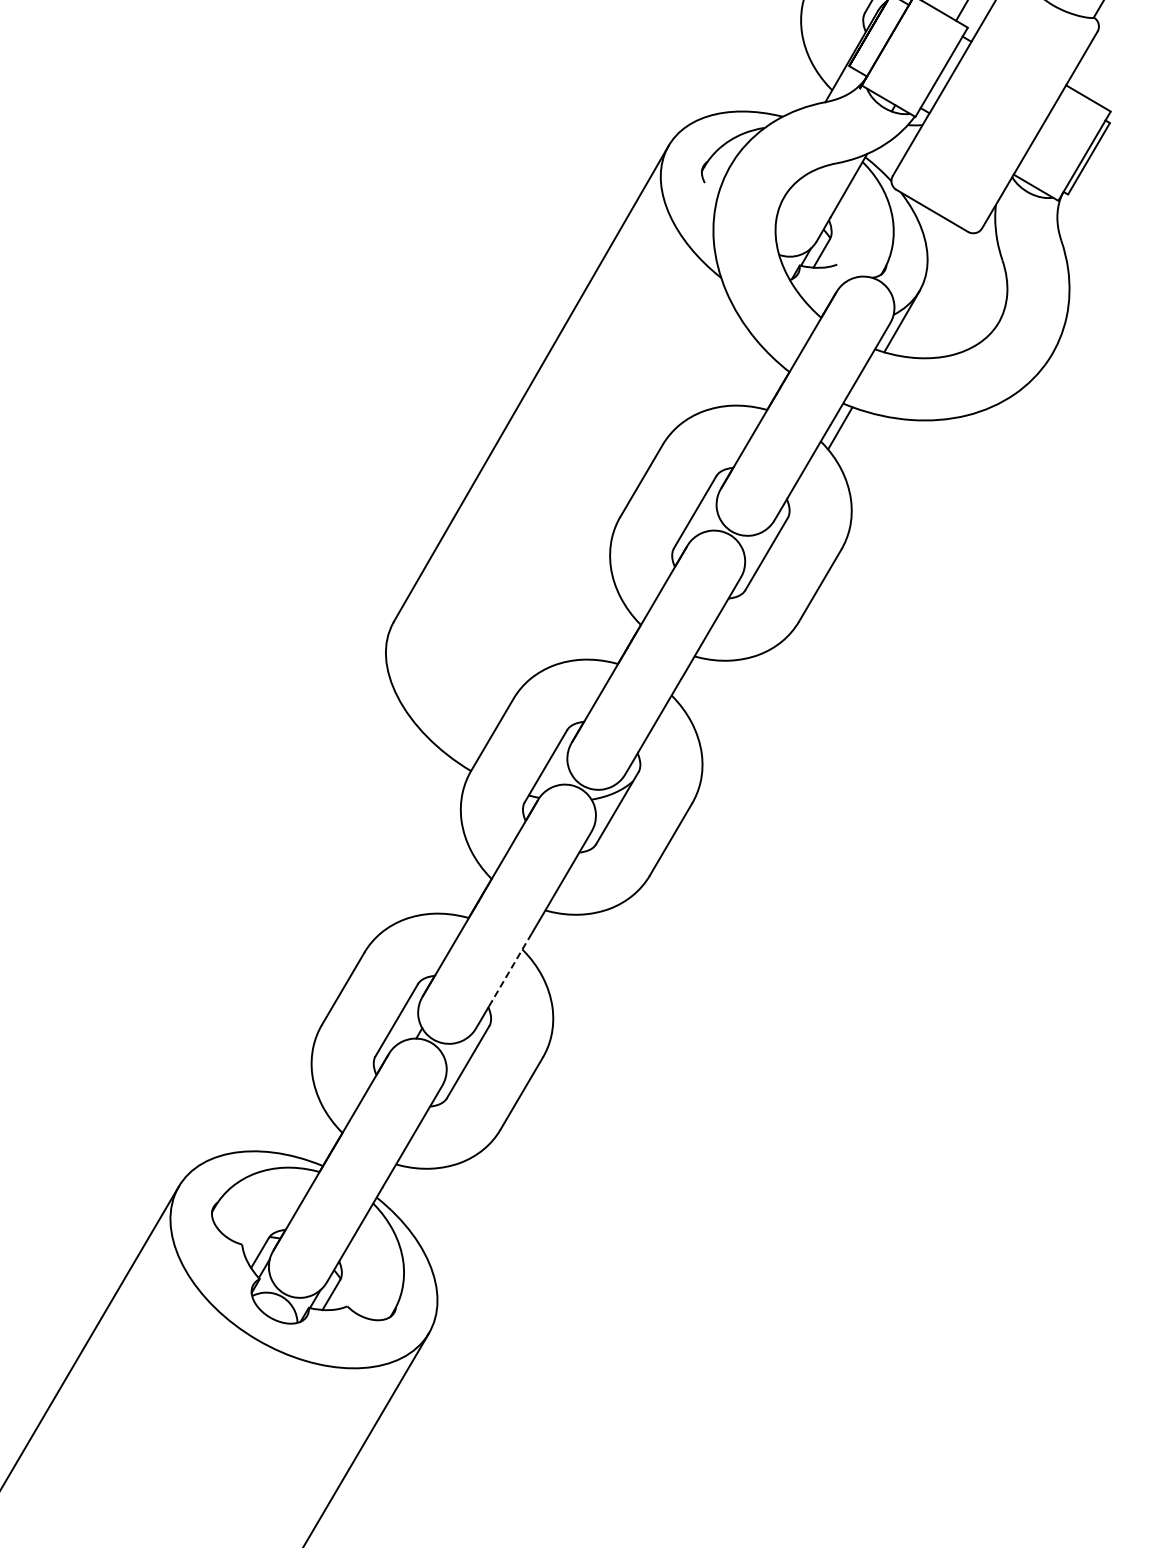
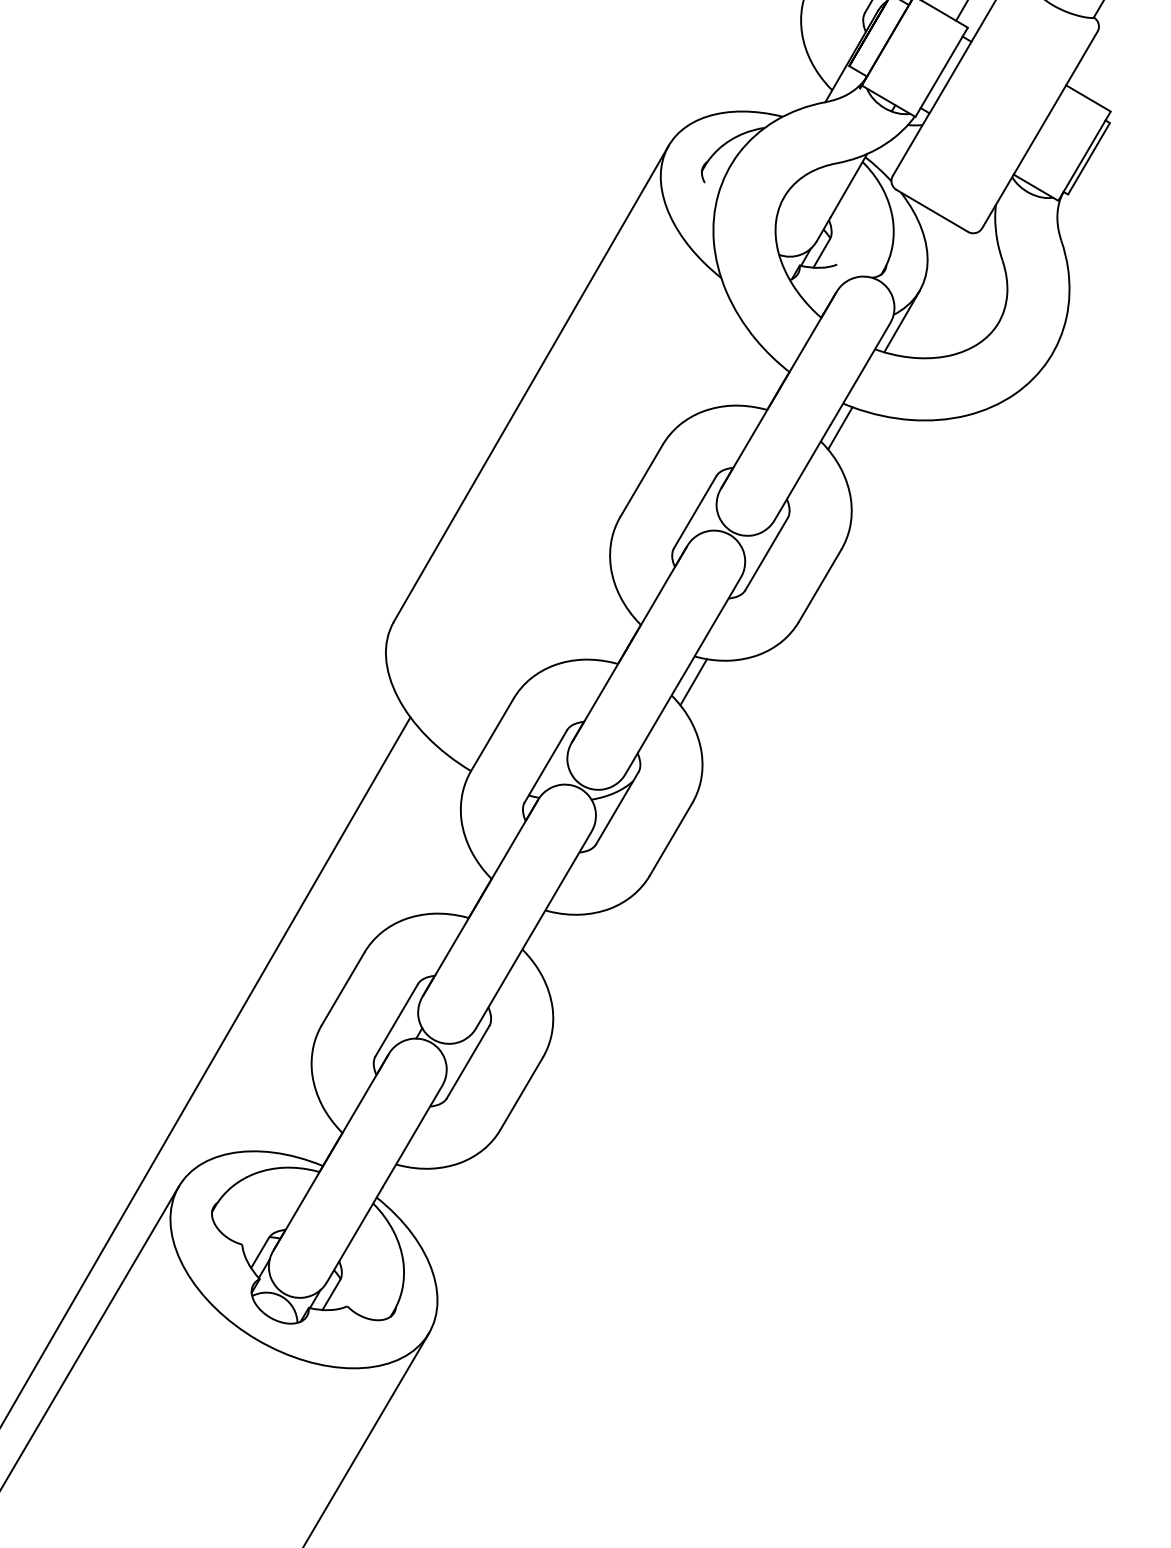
line: none -> present (693, 682)
line: dashed -> solid (510, 969)
line: none -> present (206, 1070)
